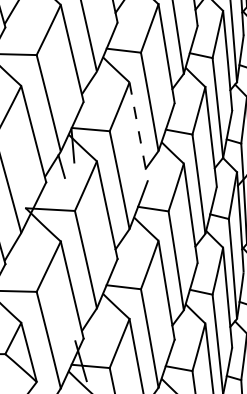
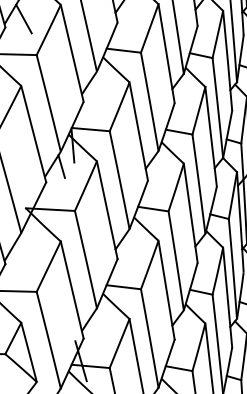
line: none -> present (23, 18)
line: dashed -> solid (138, 131)
